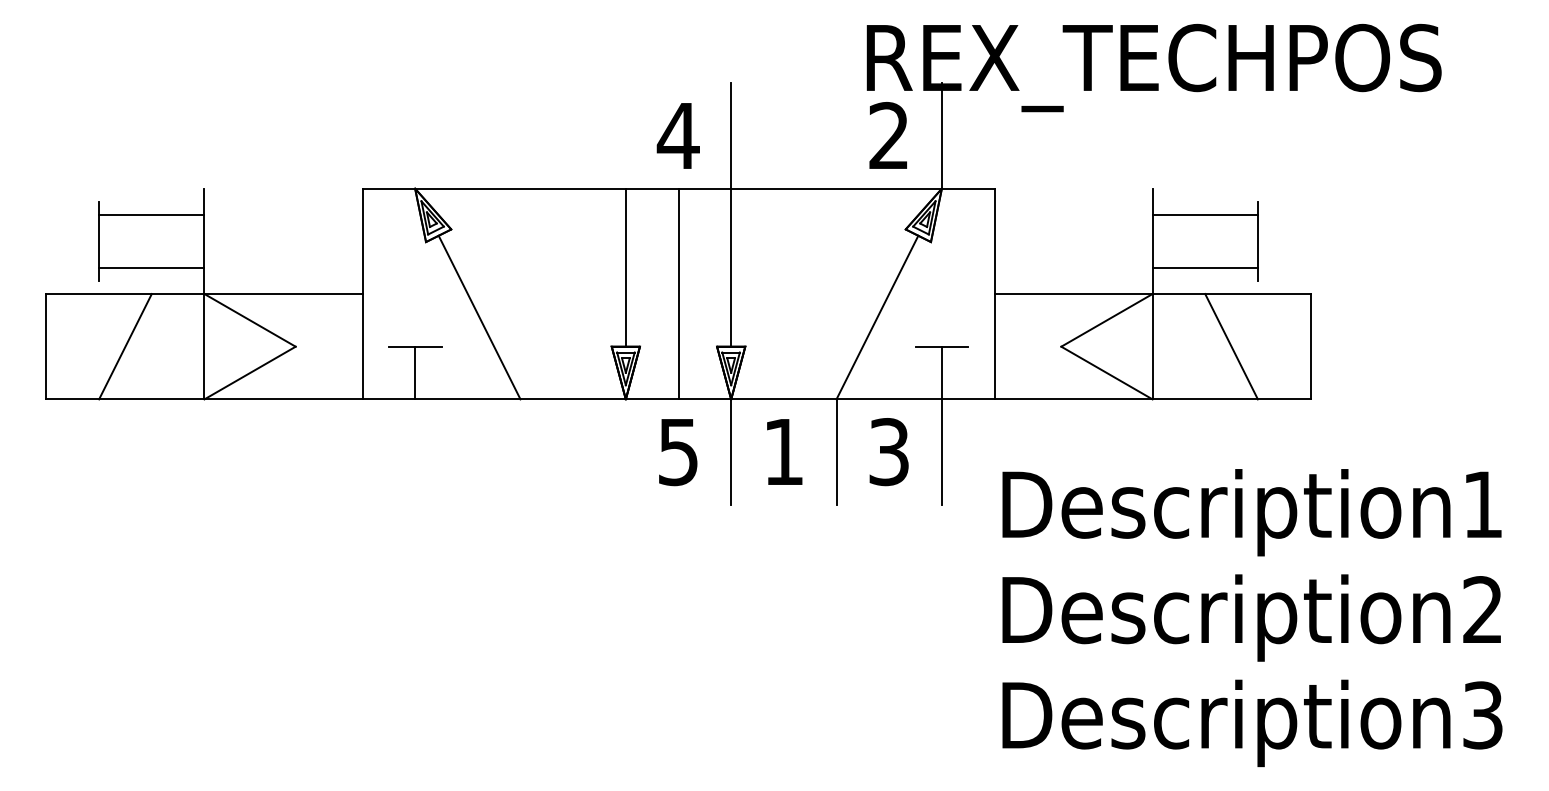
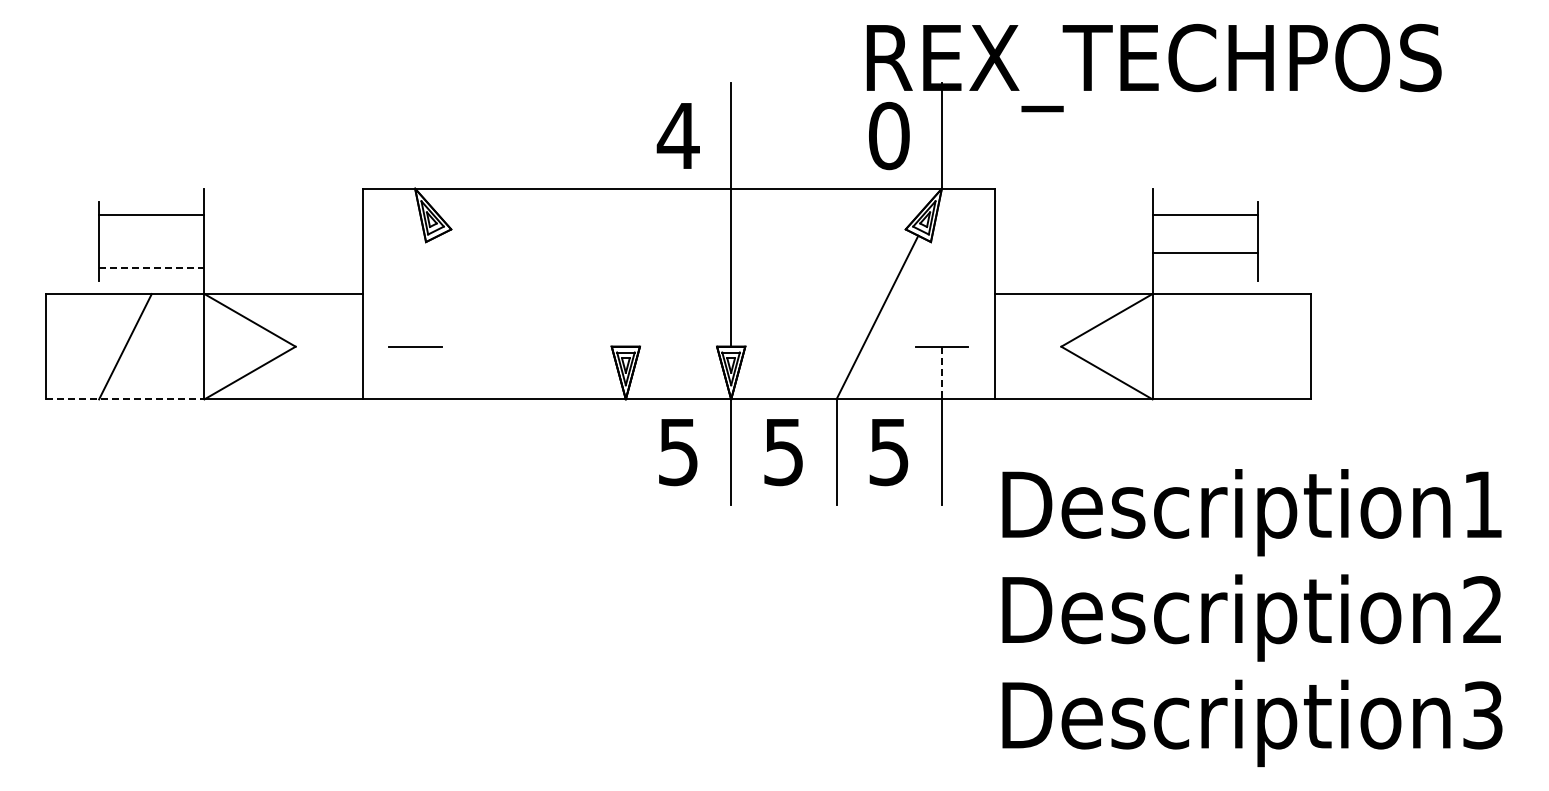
text: 2 -> 0 (889, 135)
line: solid -> dashed (151, 267)
line: present -> none (625, 267)
line position: (1204, 267) -> (1204, 252) (1204, 252)
line: present -> none (678, 293)
line: present -> none (479, 317)
line: present -> none (1231, 346)
line: present -> none (415, 372)
line: solid -> dashed (941, 373)
line: solid -> dashed (125, 399)
text: 3 -> 5 (889, 451)
text: 1 -> 5 (783, 452)
